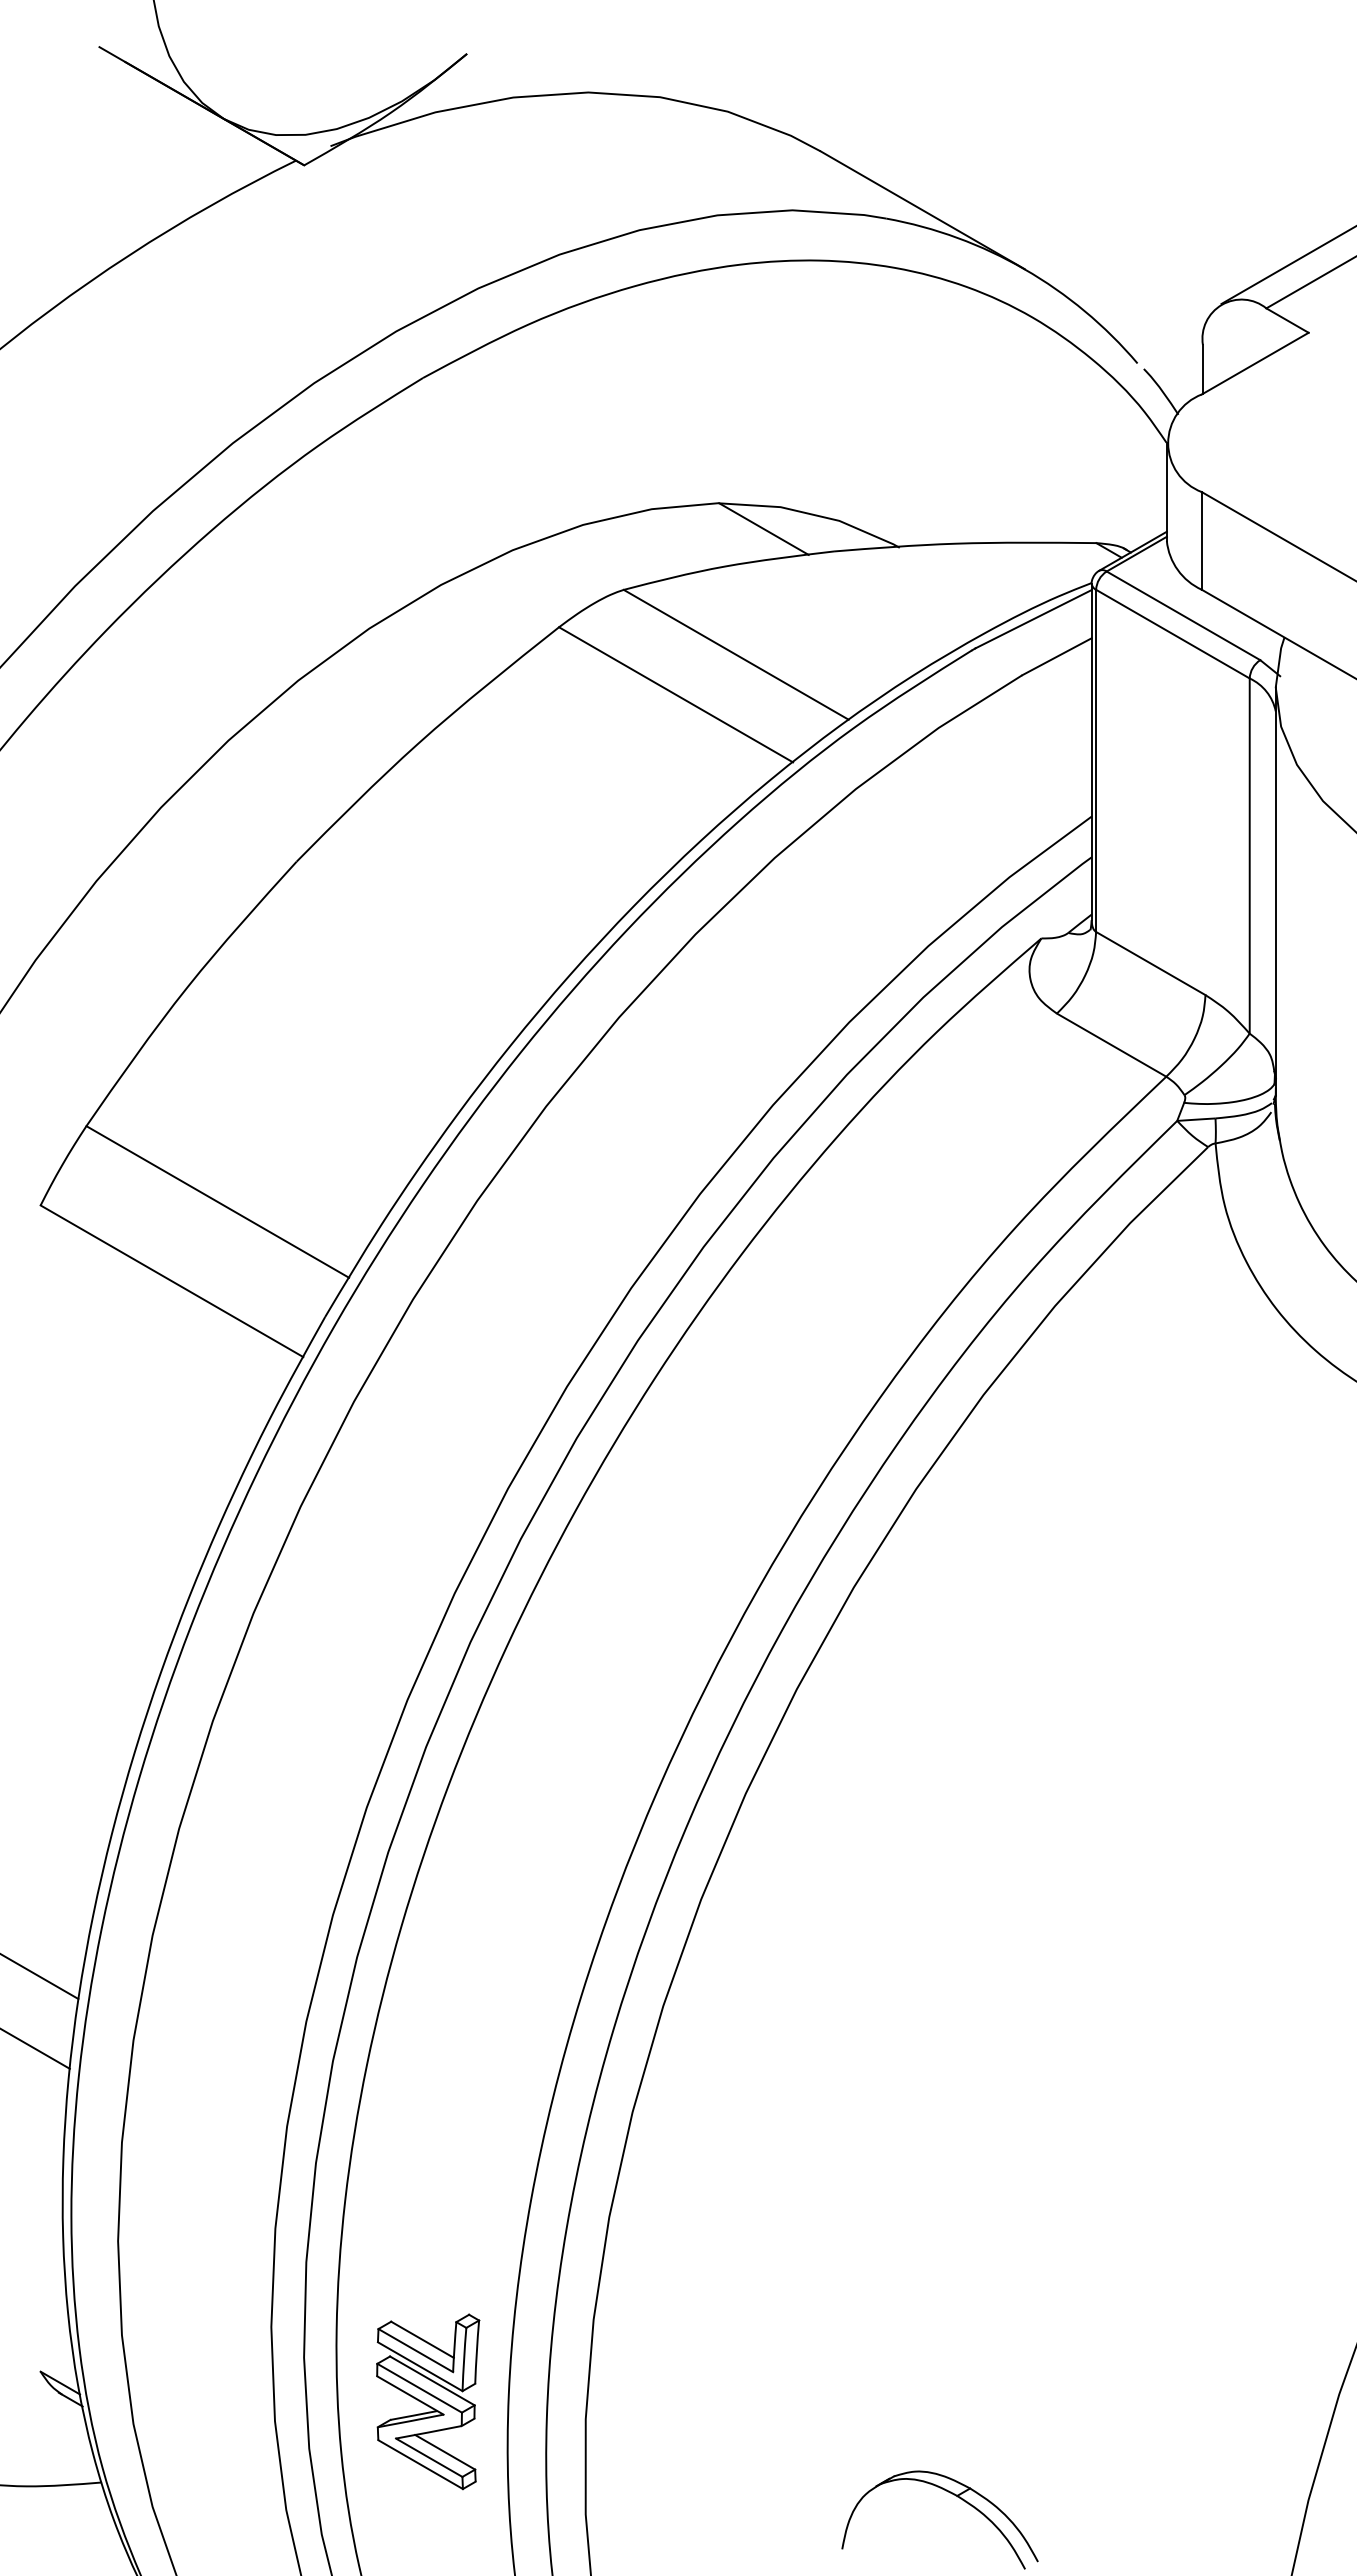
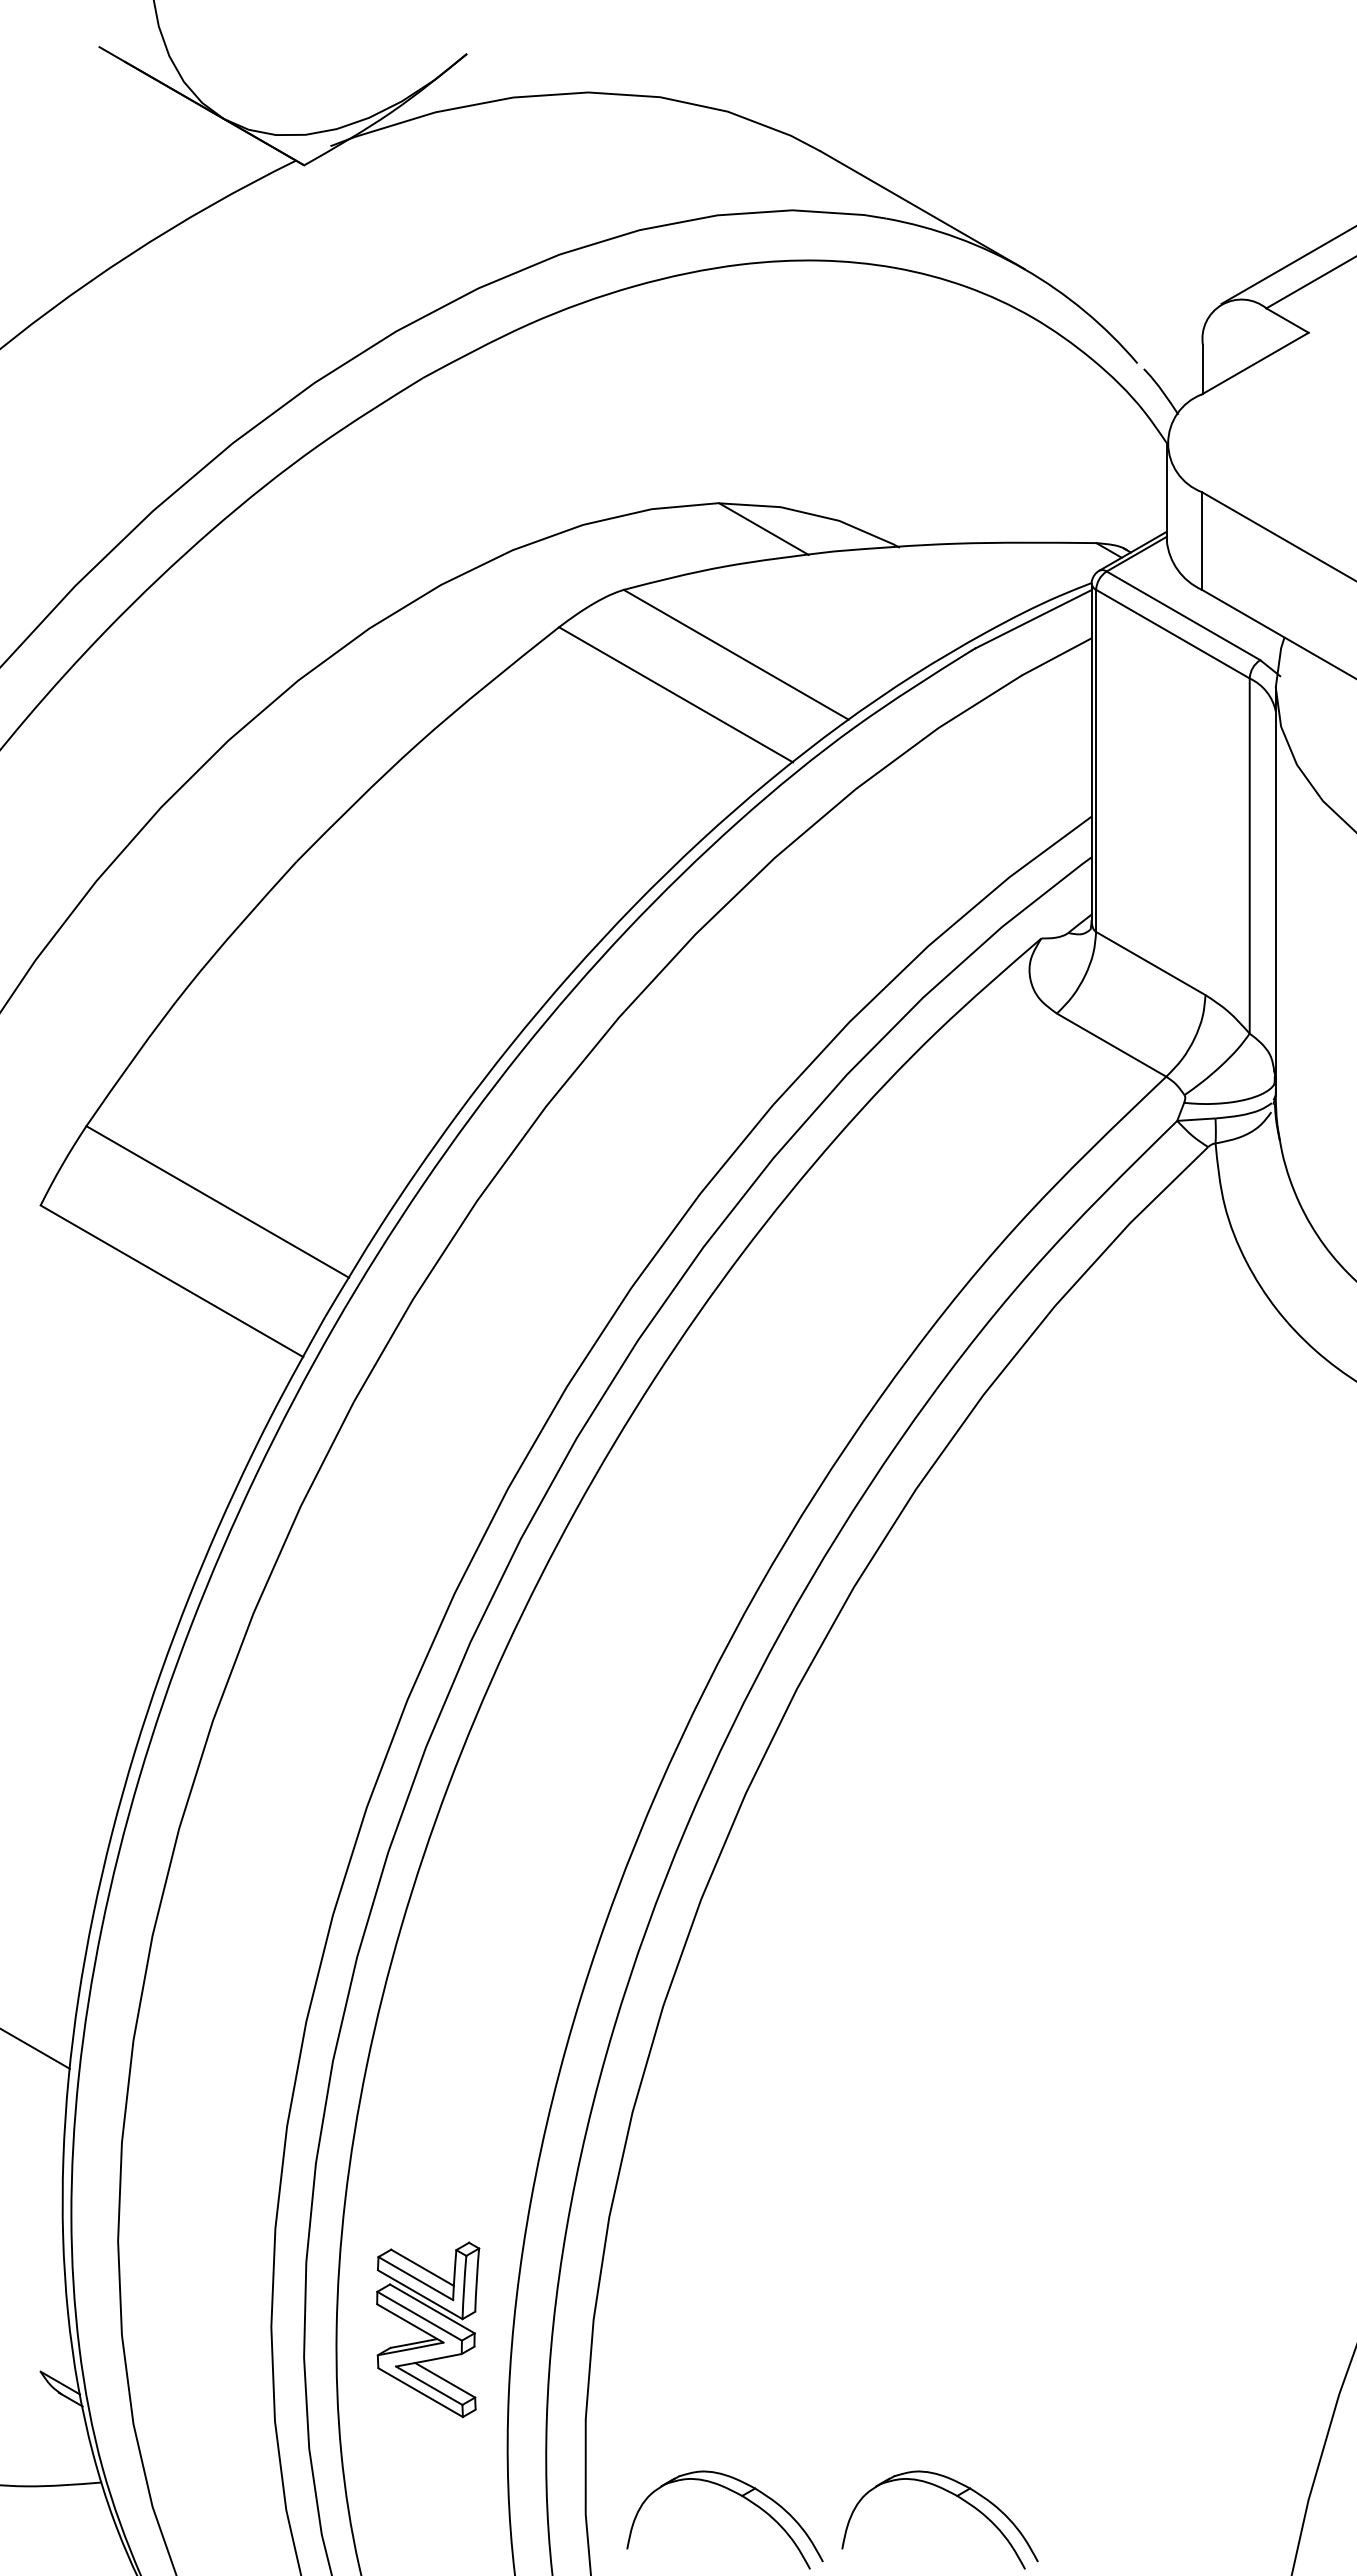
line: present -> none (40, 1976)
part position: (428, 2401) -> (428, 2329) (428, 2329)
part: none -> present (740, 2496)
